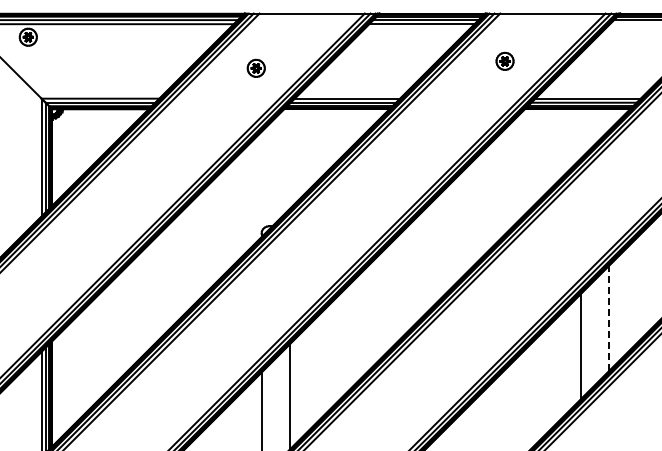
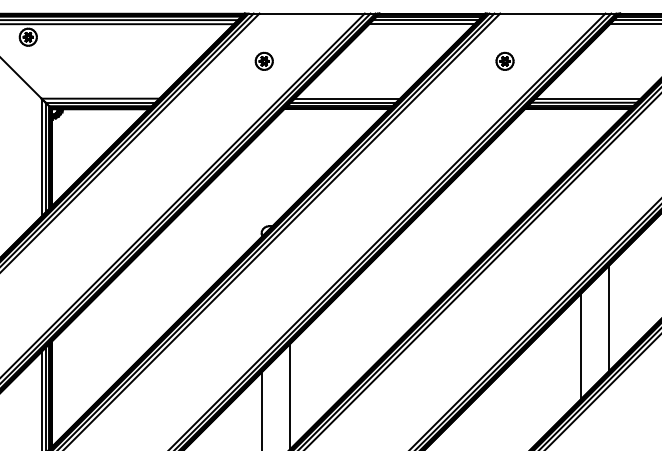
line: none -> present (633, 24)
part position: (255, 67) -> (263, 60) (263, 60)
line: dashed -> solid (609, 318)
